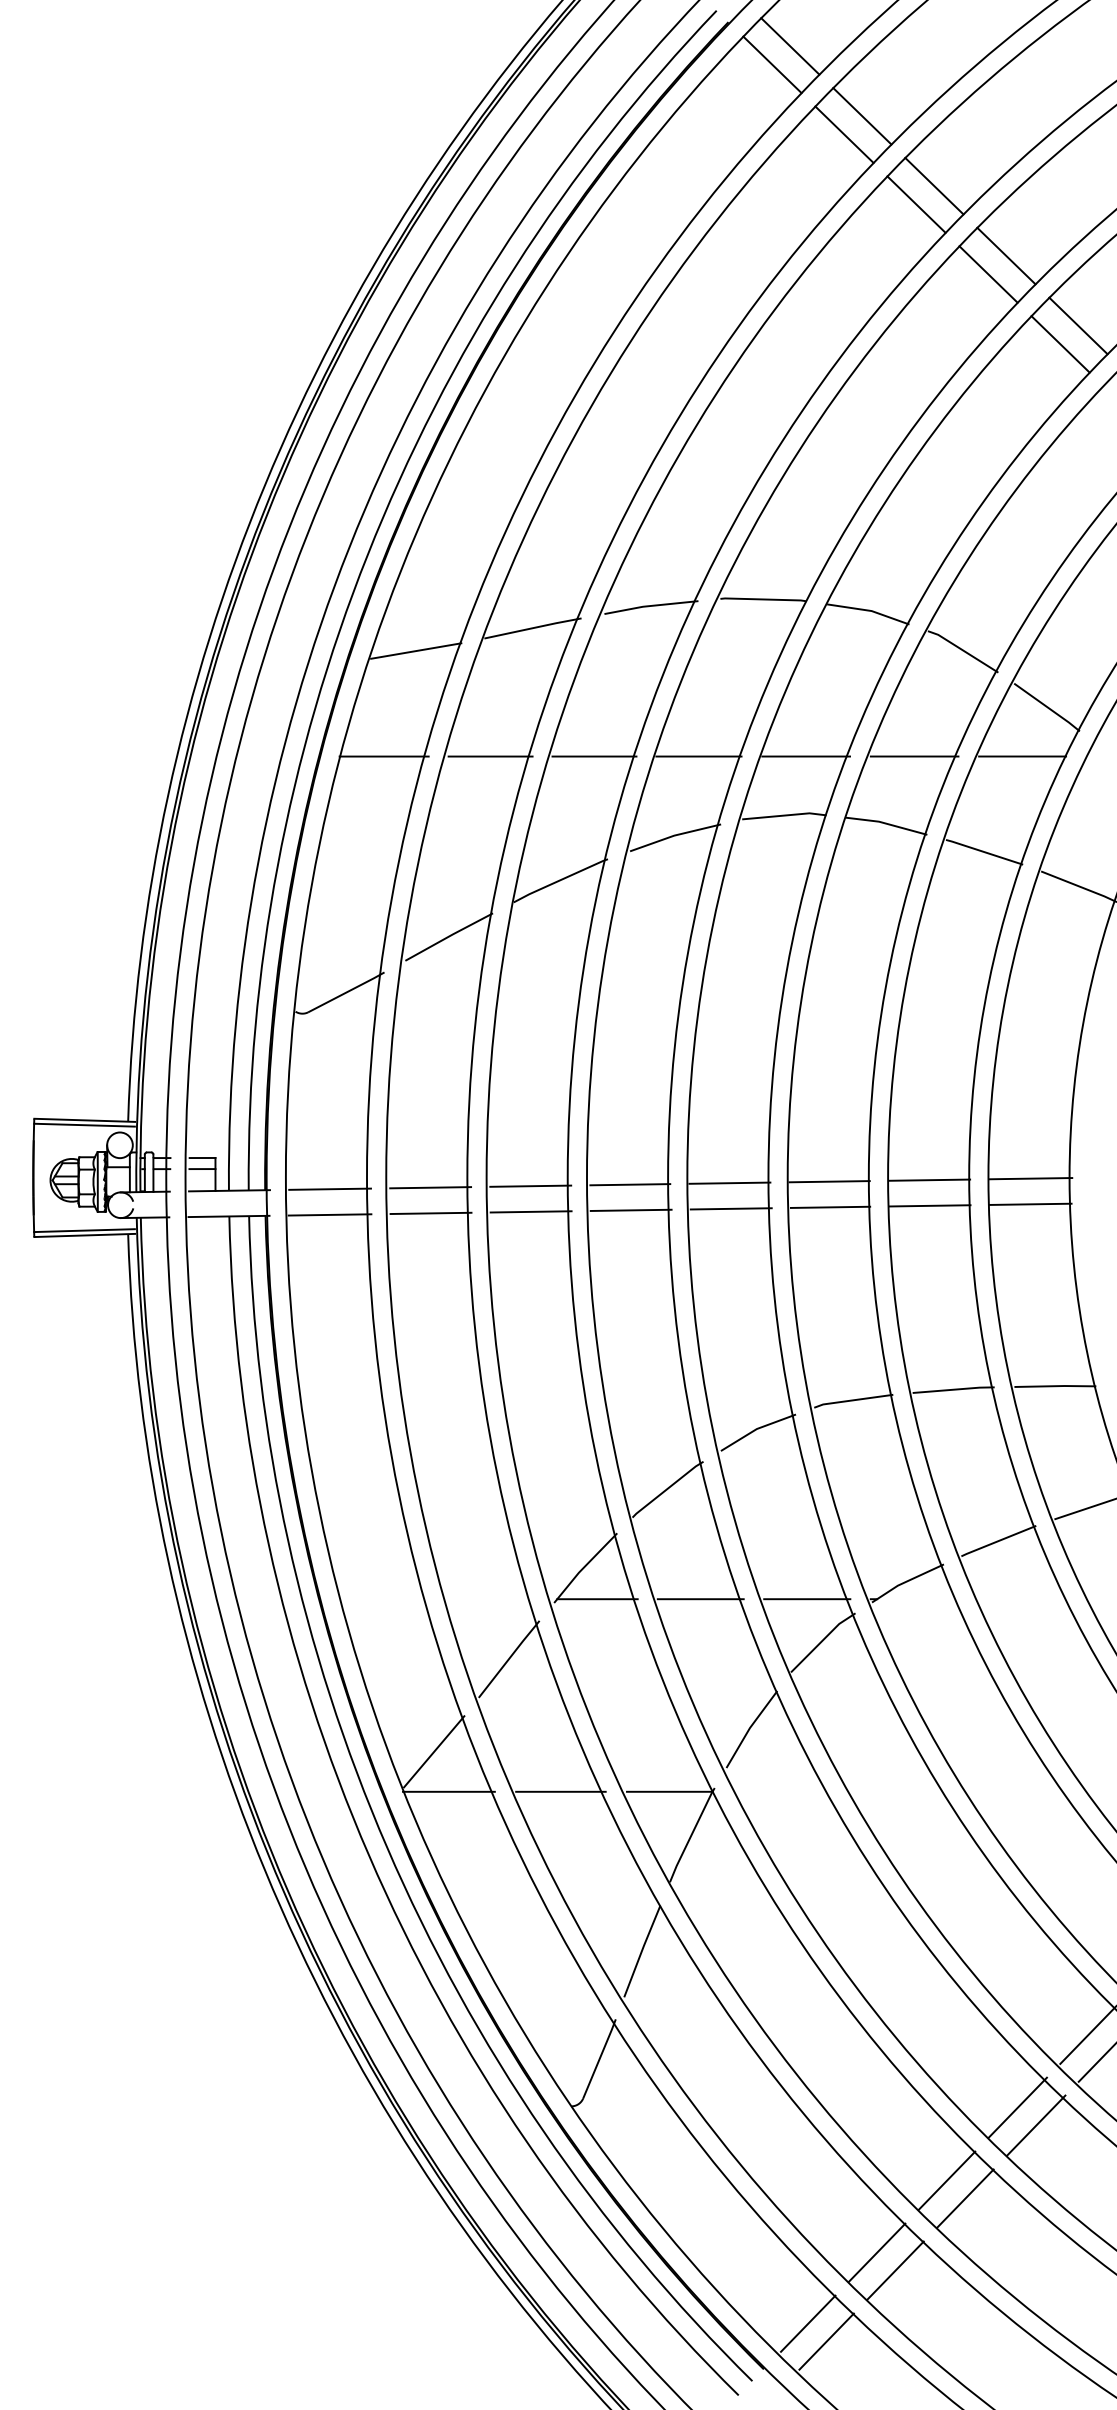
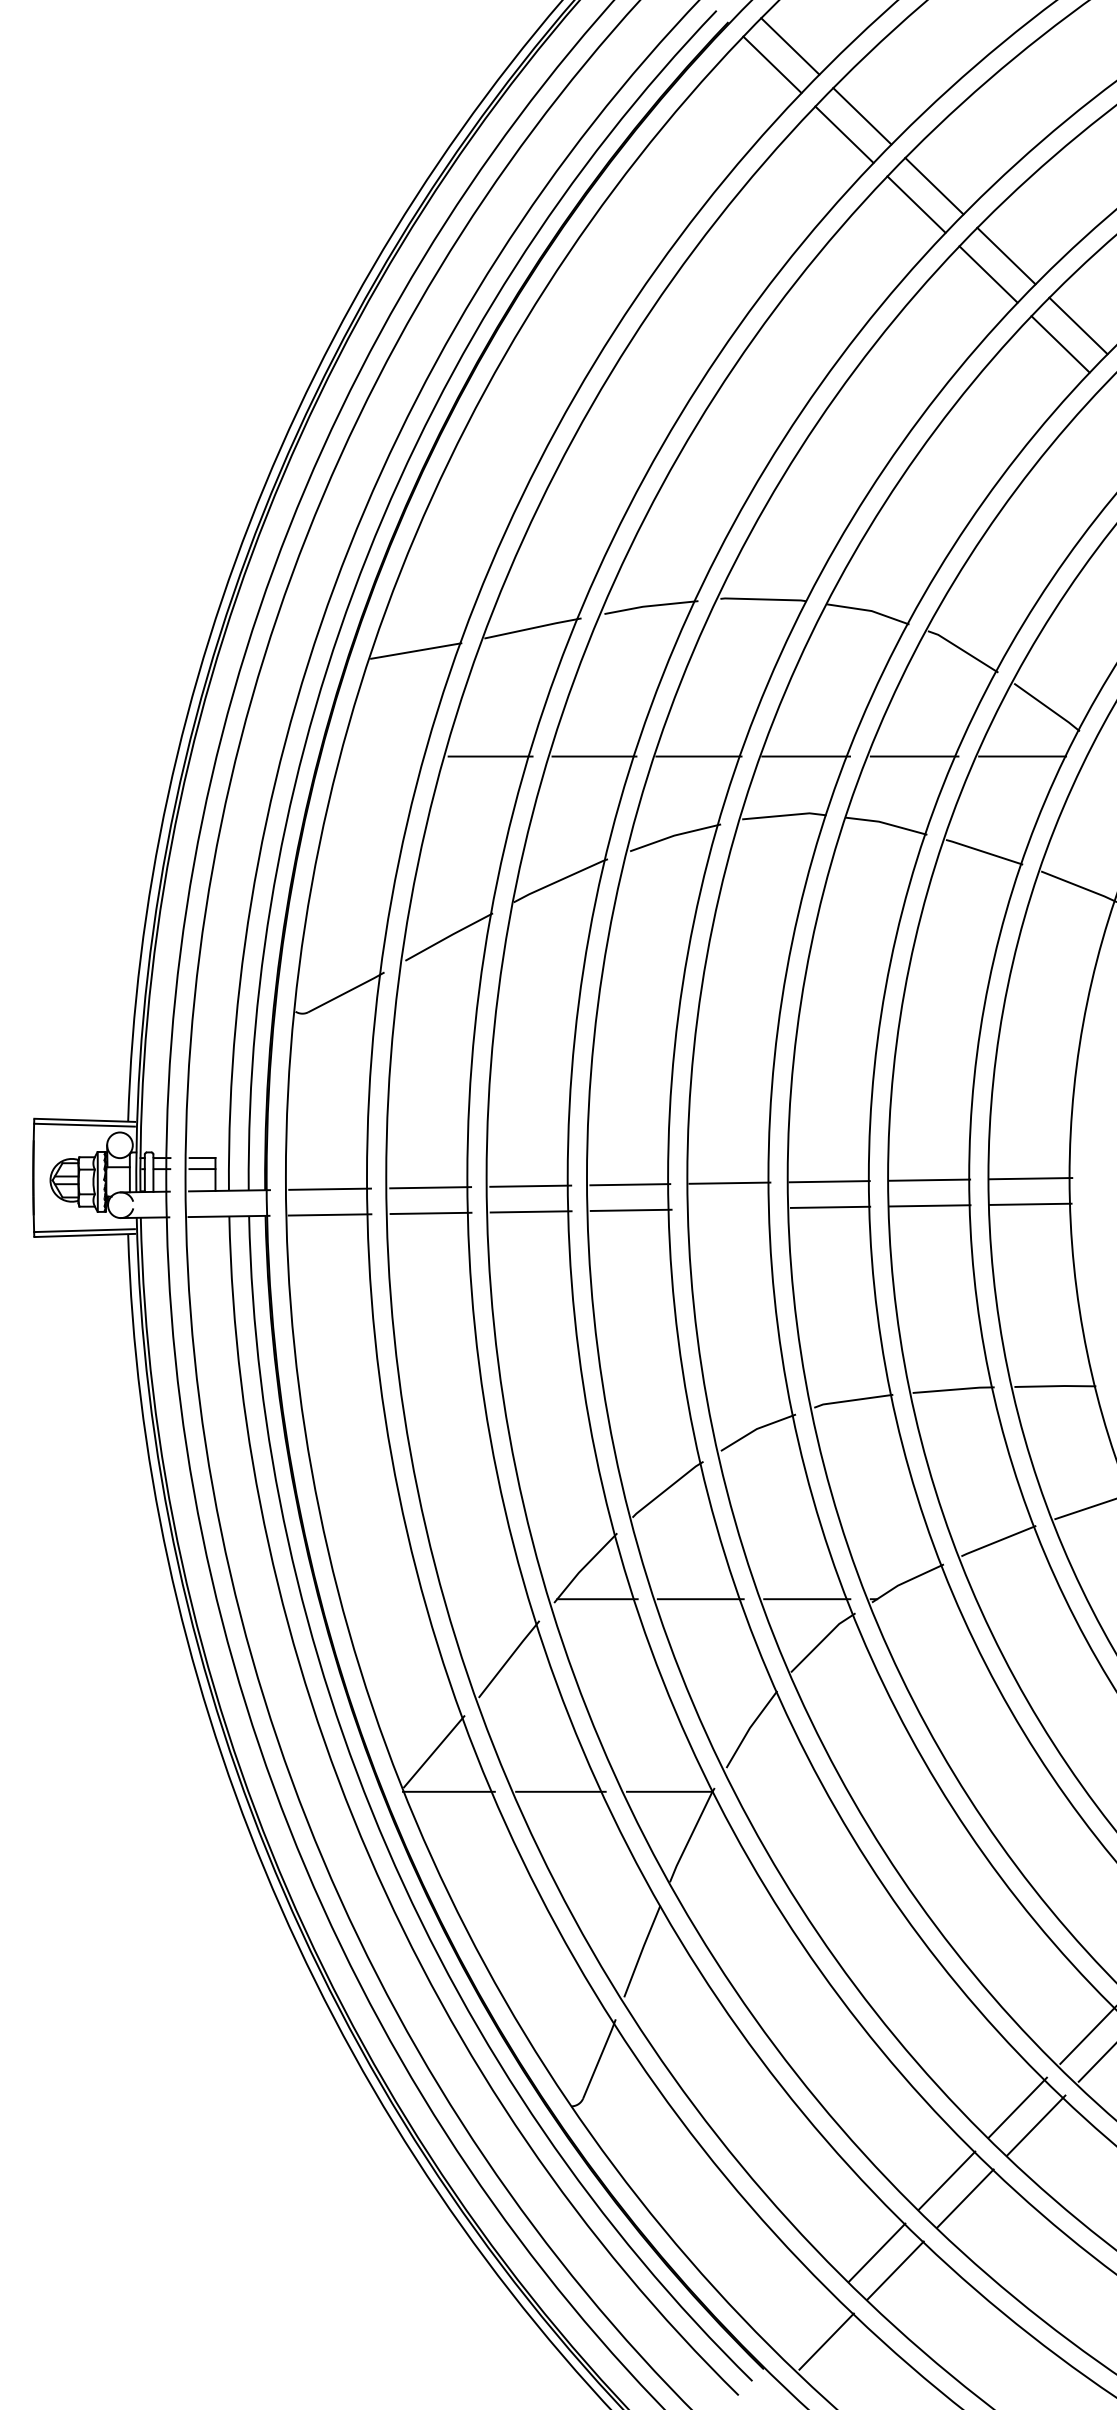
line: present -> none (383, 756)
line: present -> none (730, 1208)
line: present -> none (808, 2323)
